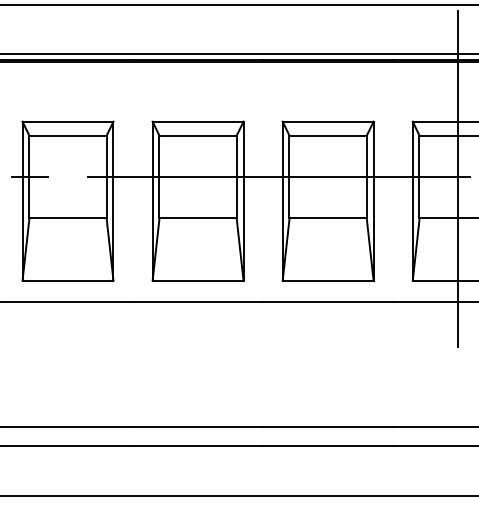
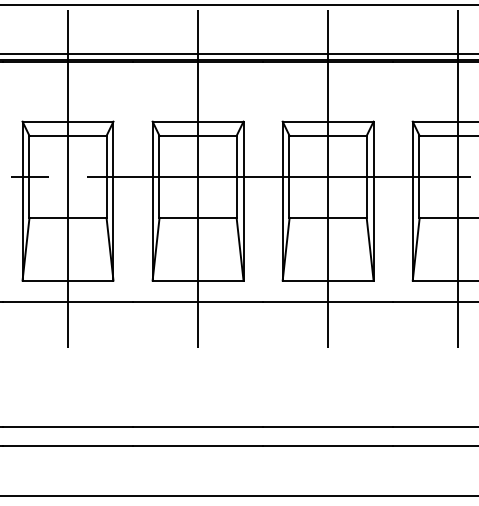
line: none -> present (68, 179)
line: none -> present (198, 179)
line: none -> present (328, 179)
